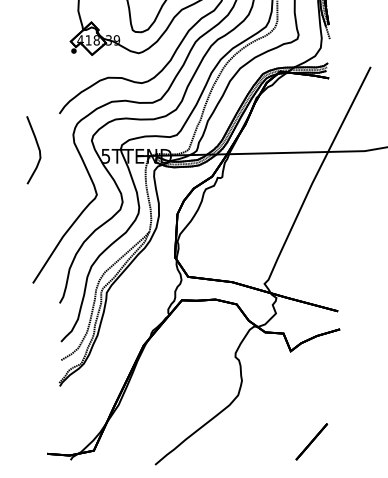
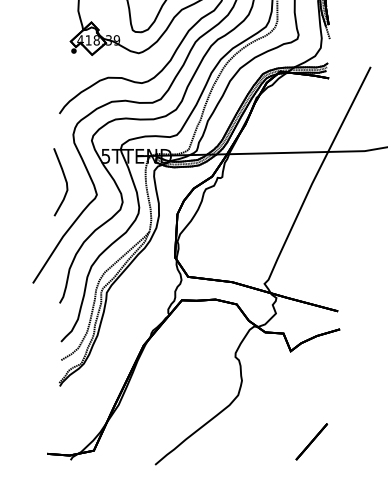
curve position: (37, 147) -> (64, 179) (64, 179)
